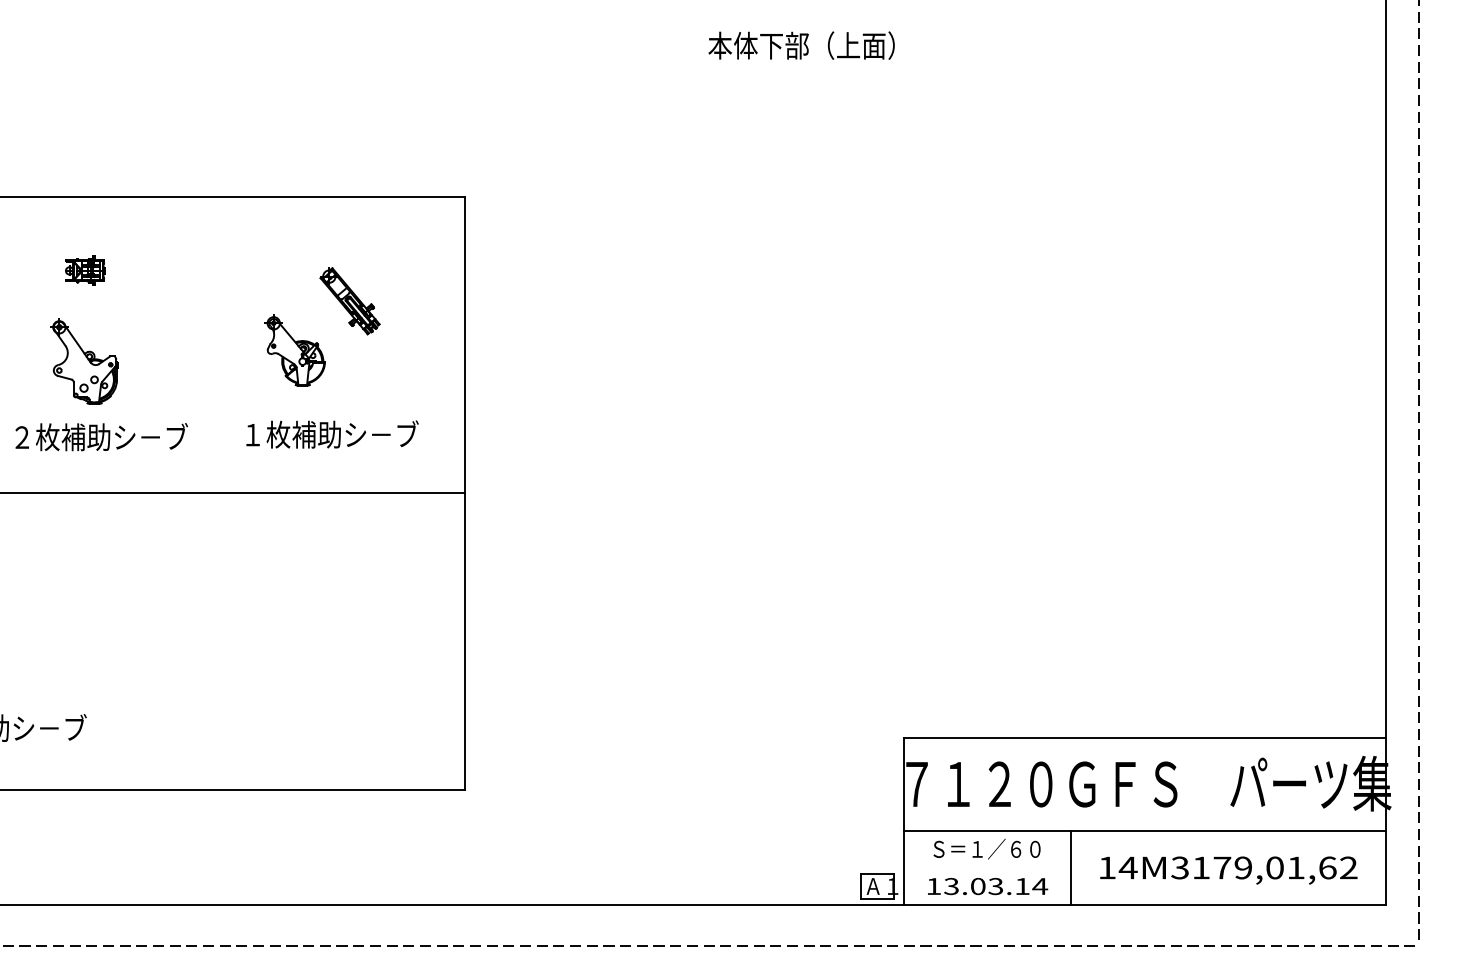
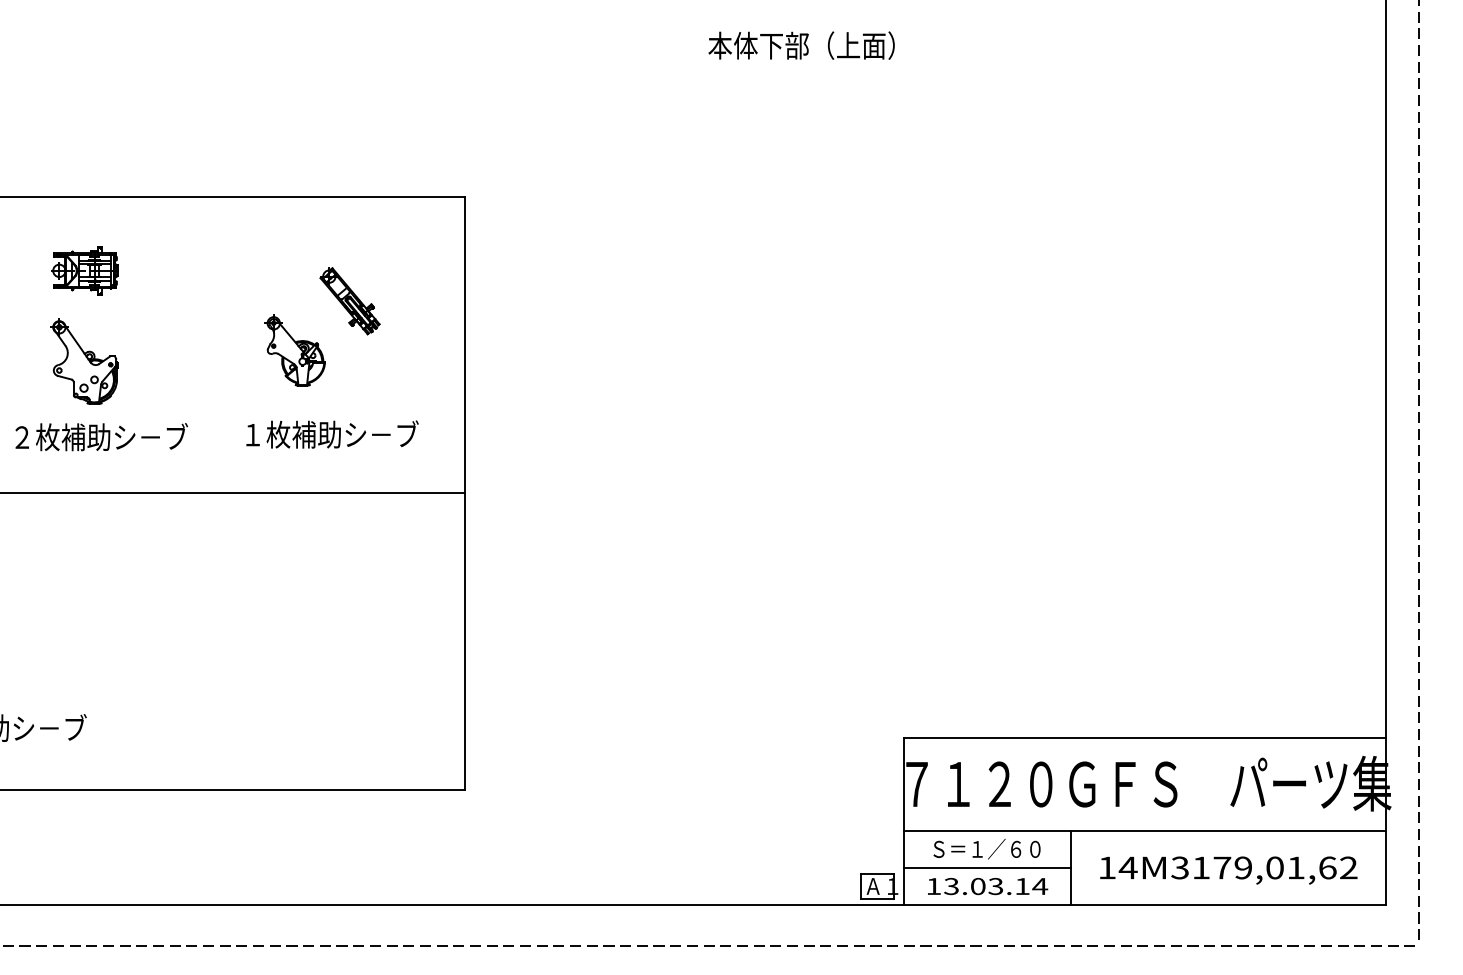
part size: 41x31 px -> 68x50 px (84, 270)
line: none -> present (986, 867)
